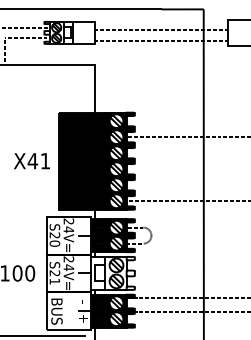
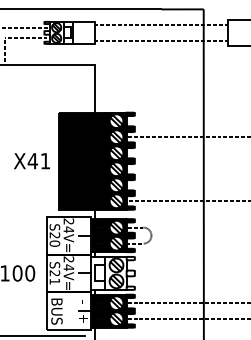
line position: (161, 30) -> (161, 25) (161, 25)
line position: (186, 298) -> (186, 303) (186, 303)
line position: (186, 312) -> (186, 319) (186, 319)
